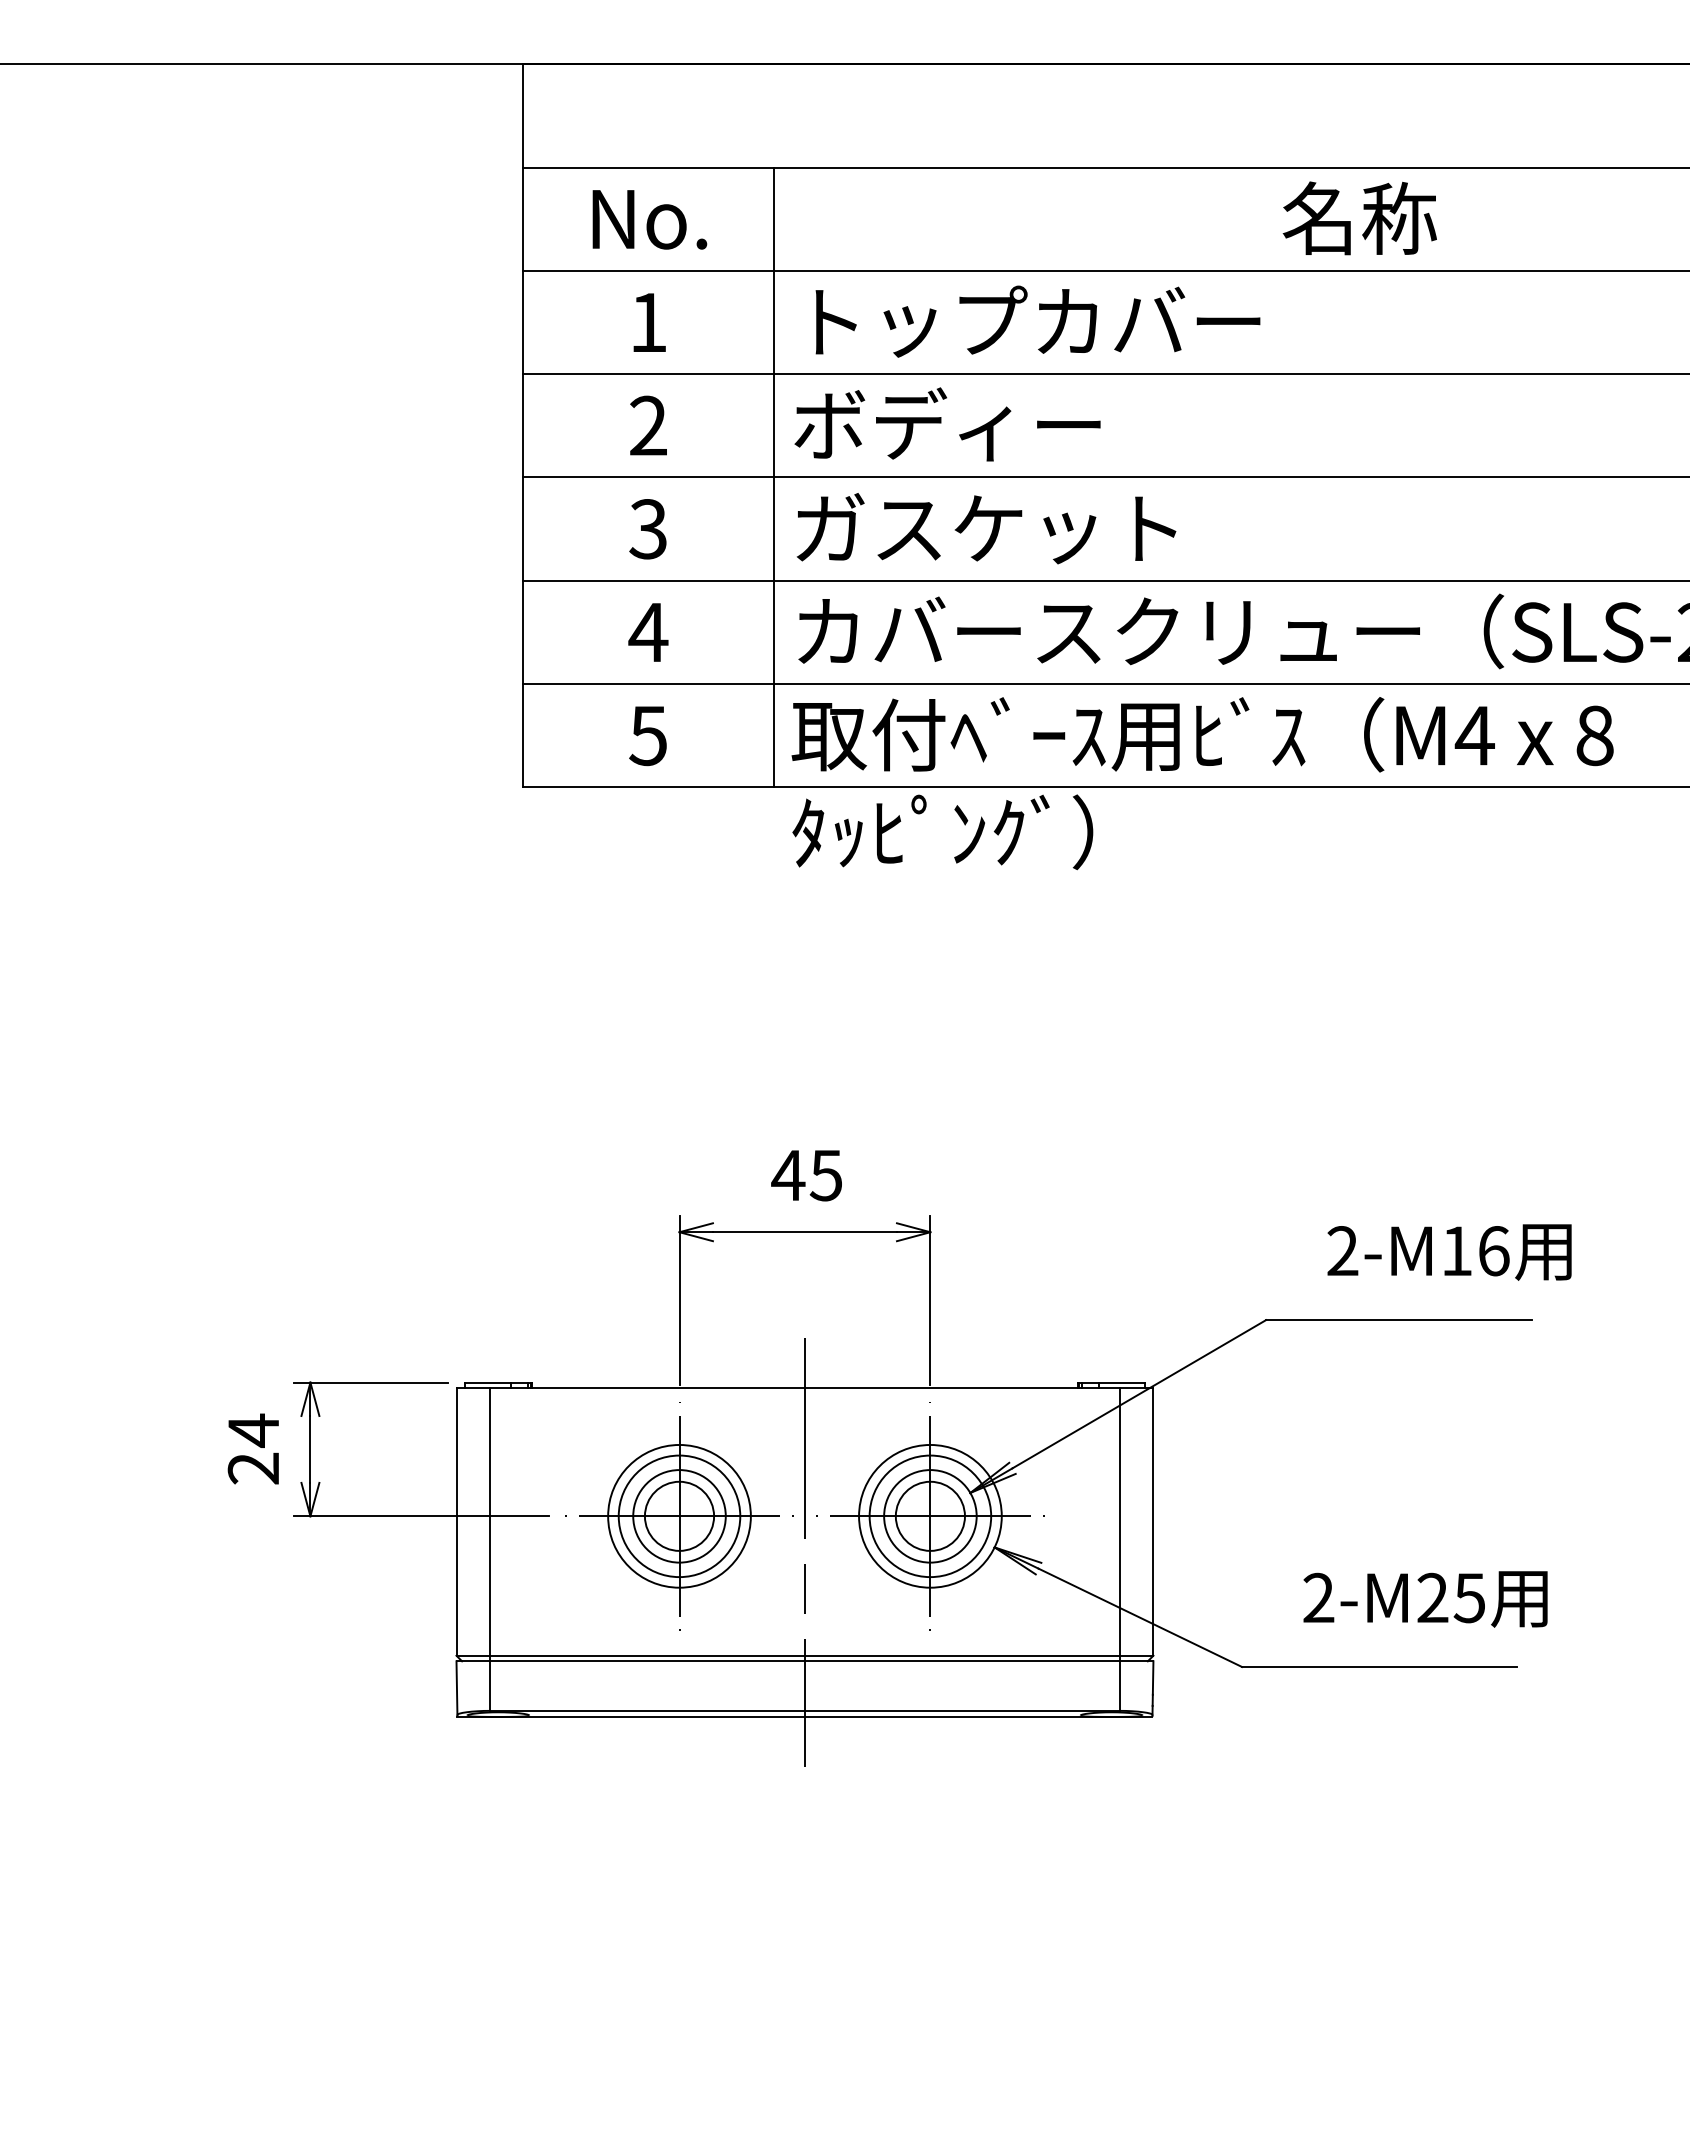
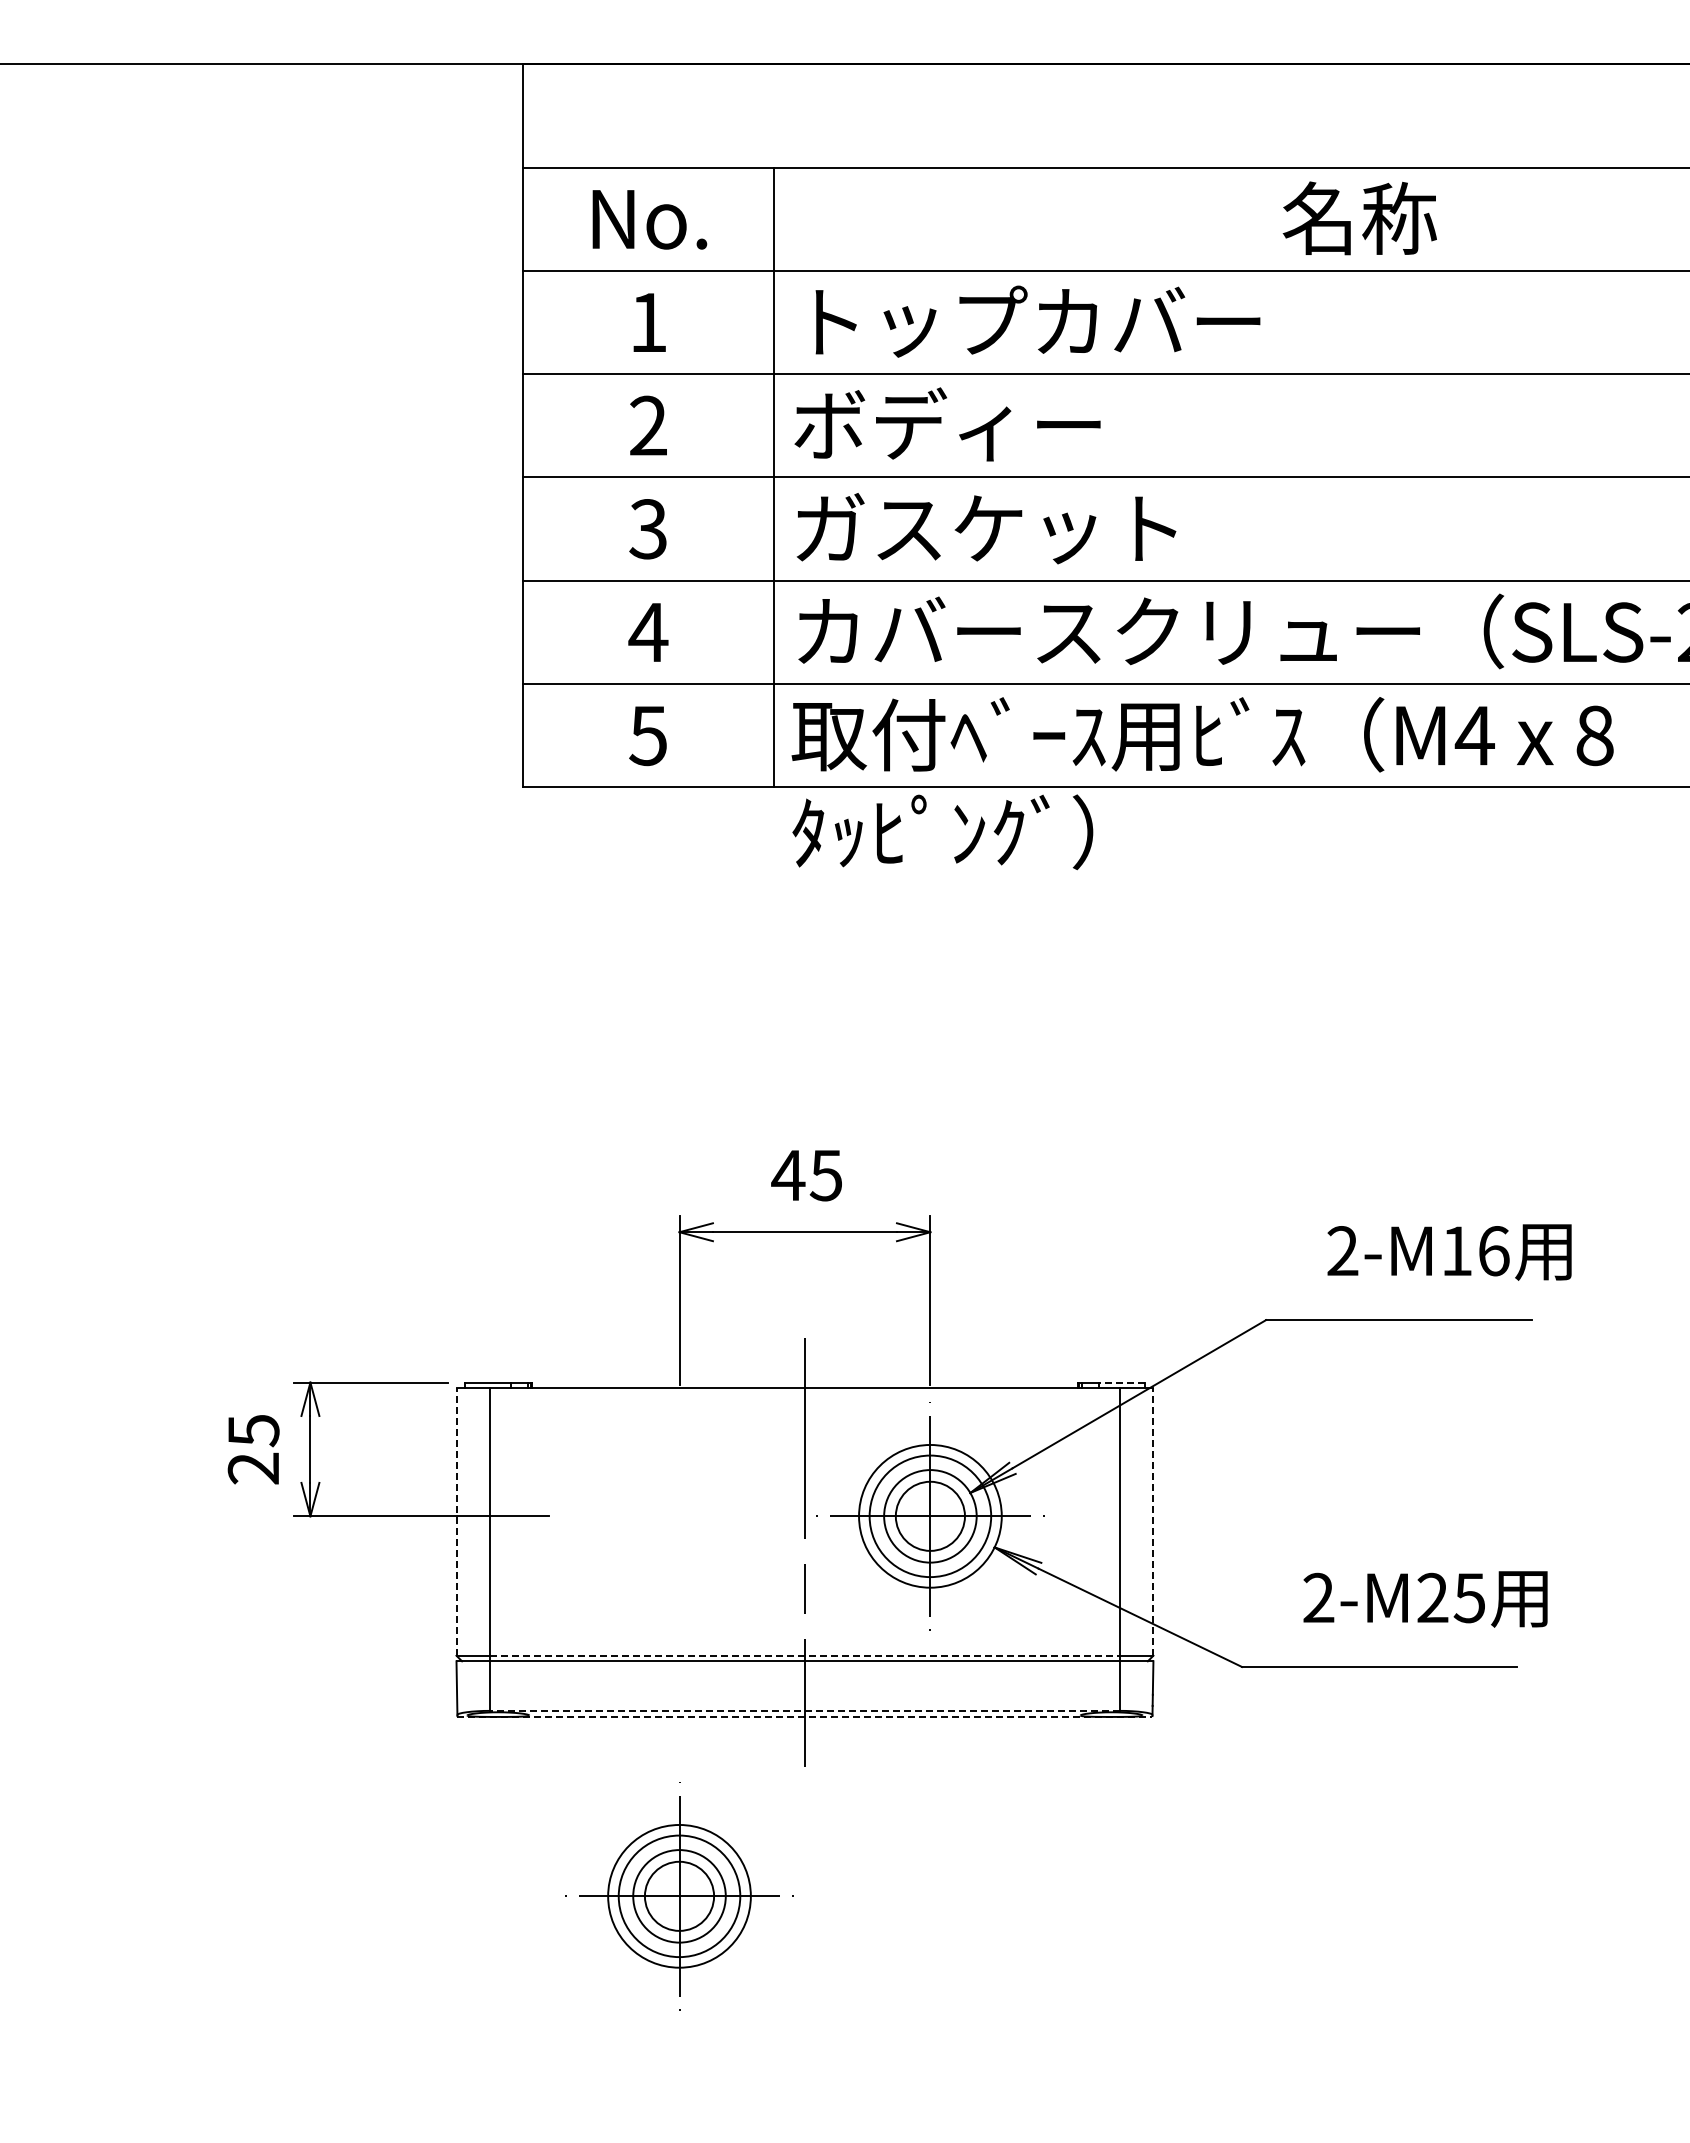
line: solid -> dashed (1122, 1382)
text: 24 -> 25 (253, 1430)
part position: (679, 1516) -> (679, 1896) (679, 1896)
line: solid -> dashed (456, 1521)
line: solid -> dashed (1153, 1521)
line: solid -> dashed (805, 1655)
line: solid -> dashed (804, 1710)
line: solid -> dashed (805, 1717)
